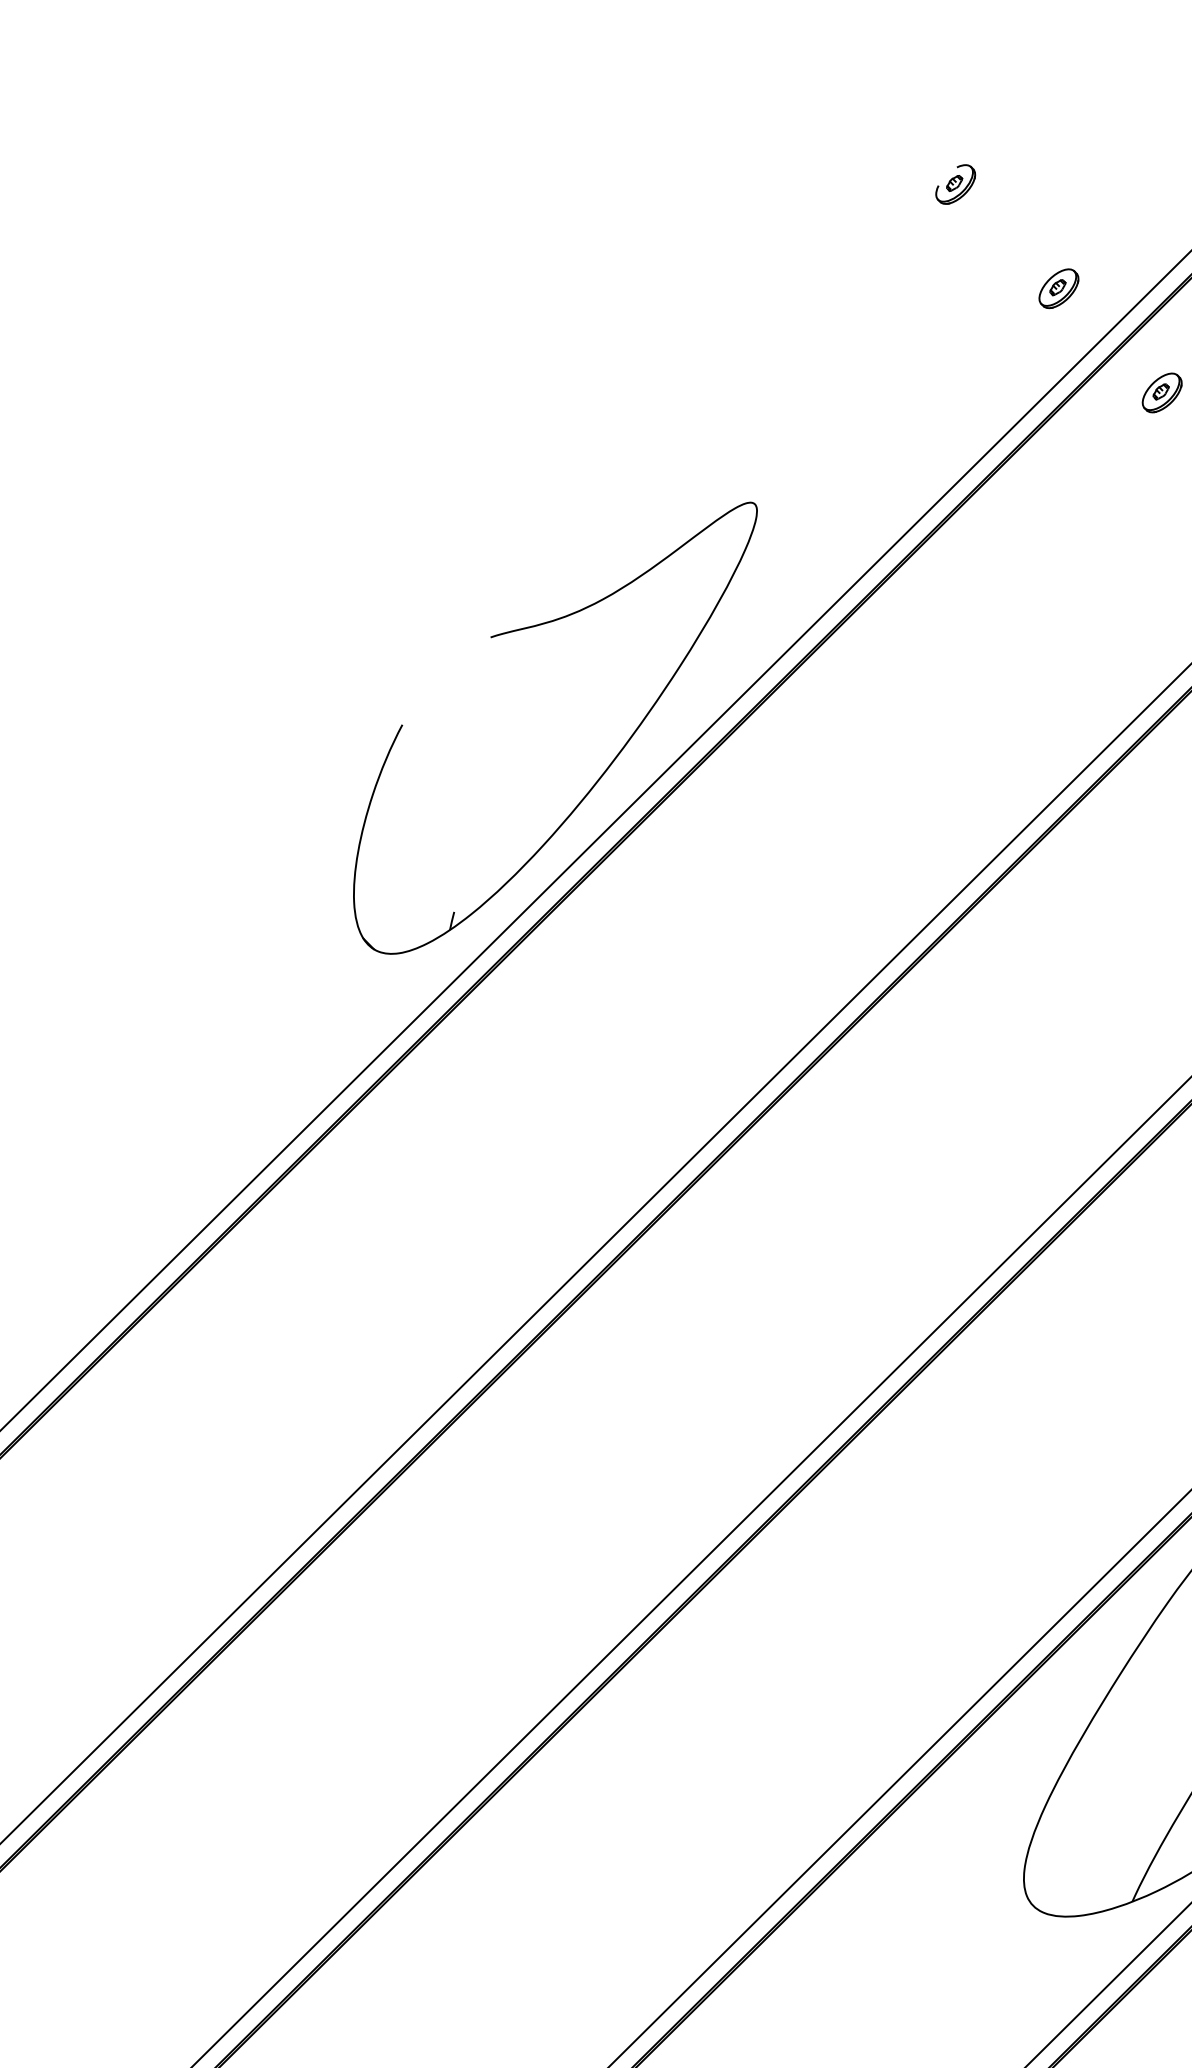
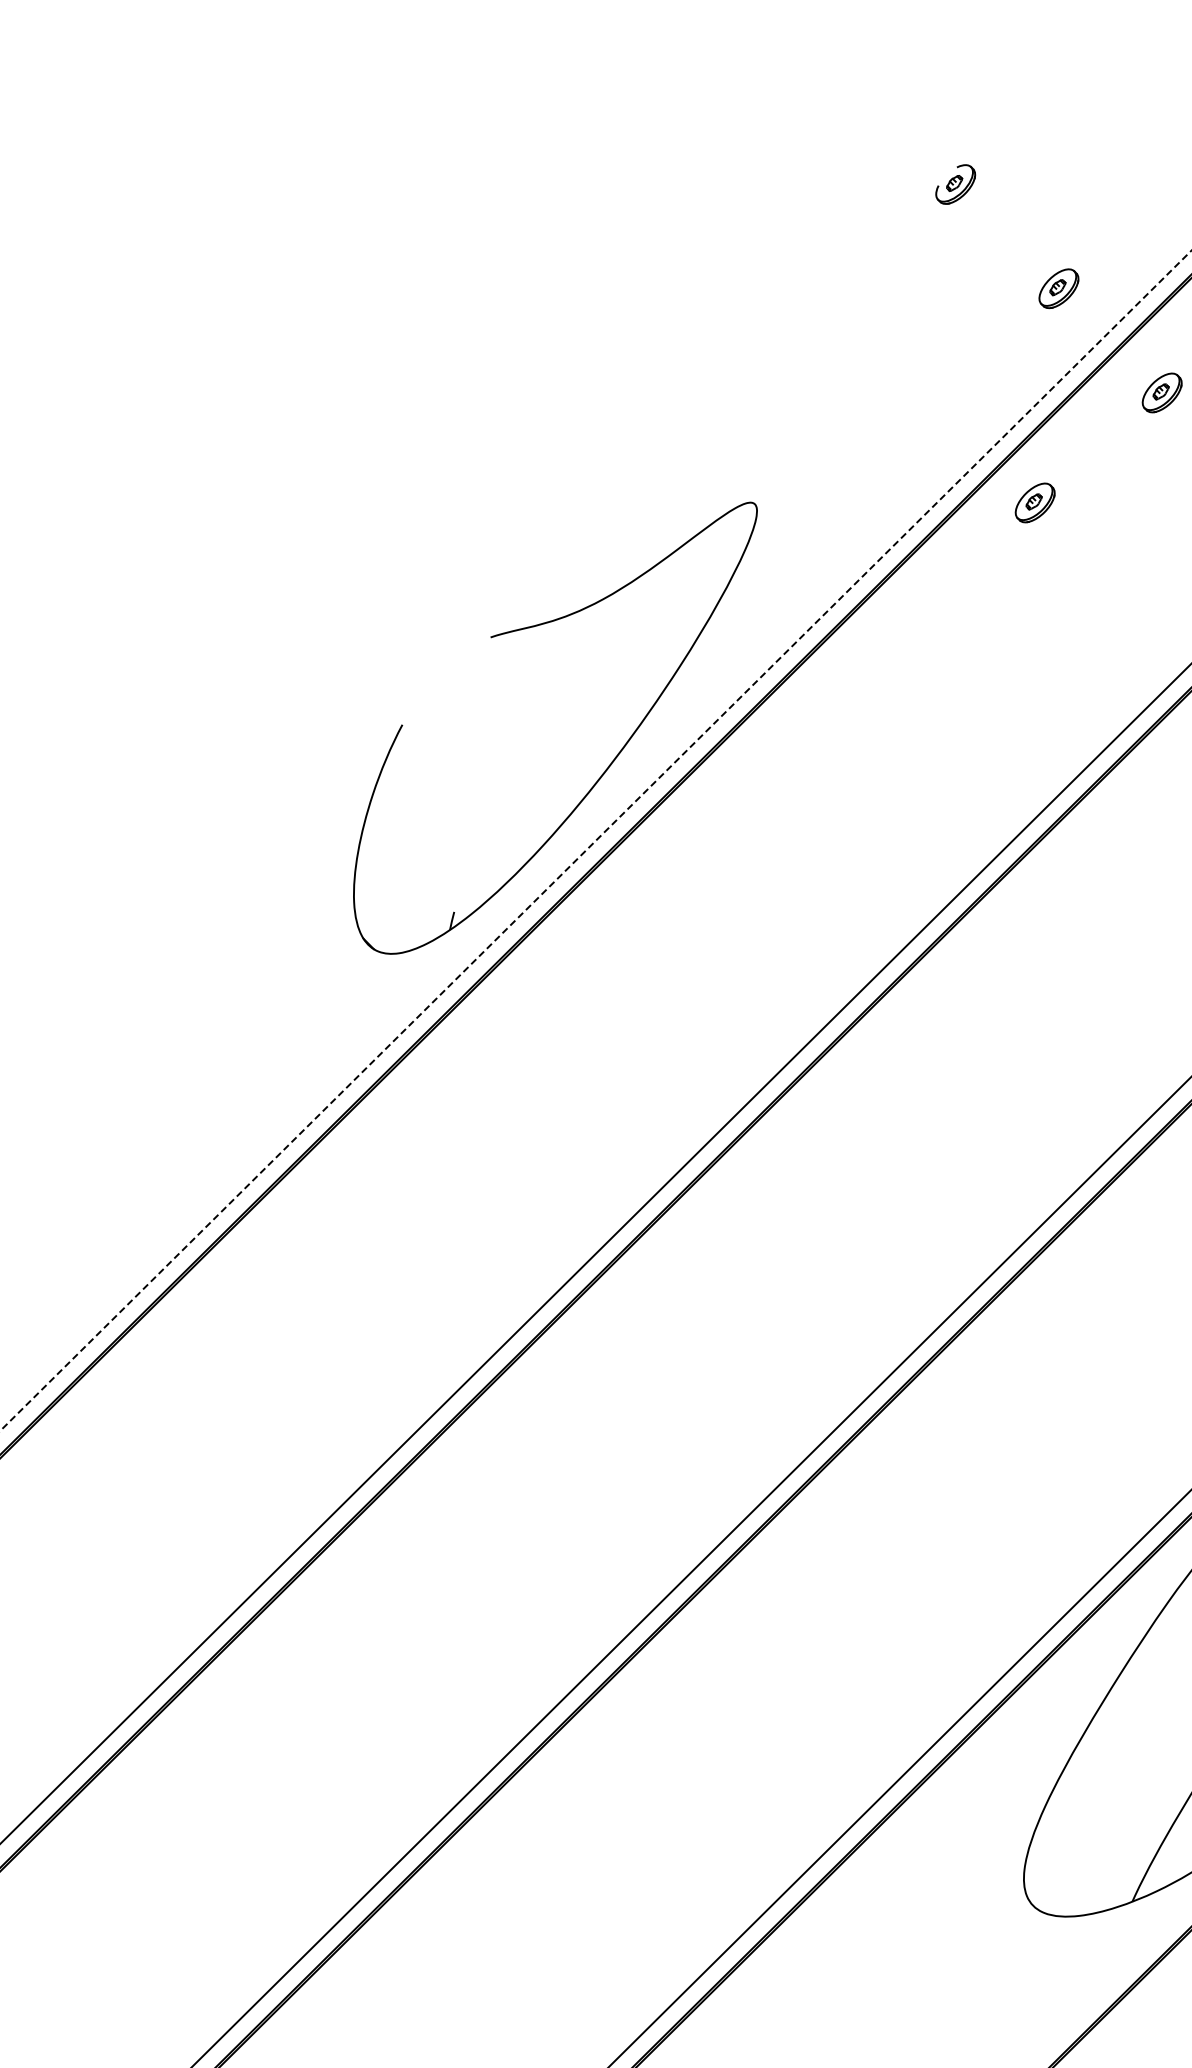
part: none -> present (1034, 502)
line: solid -> dashed (596, 840)
line: present -> none (1108, 1984)
